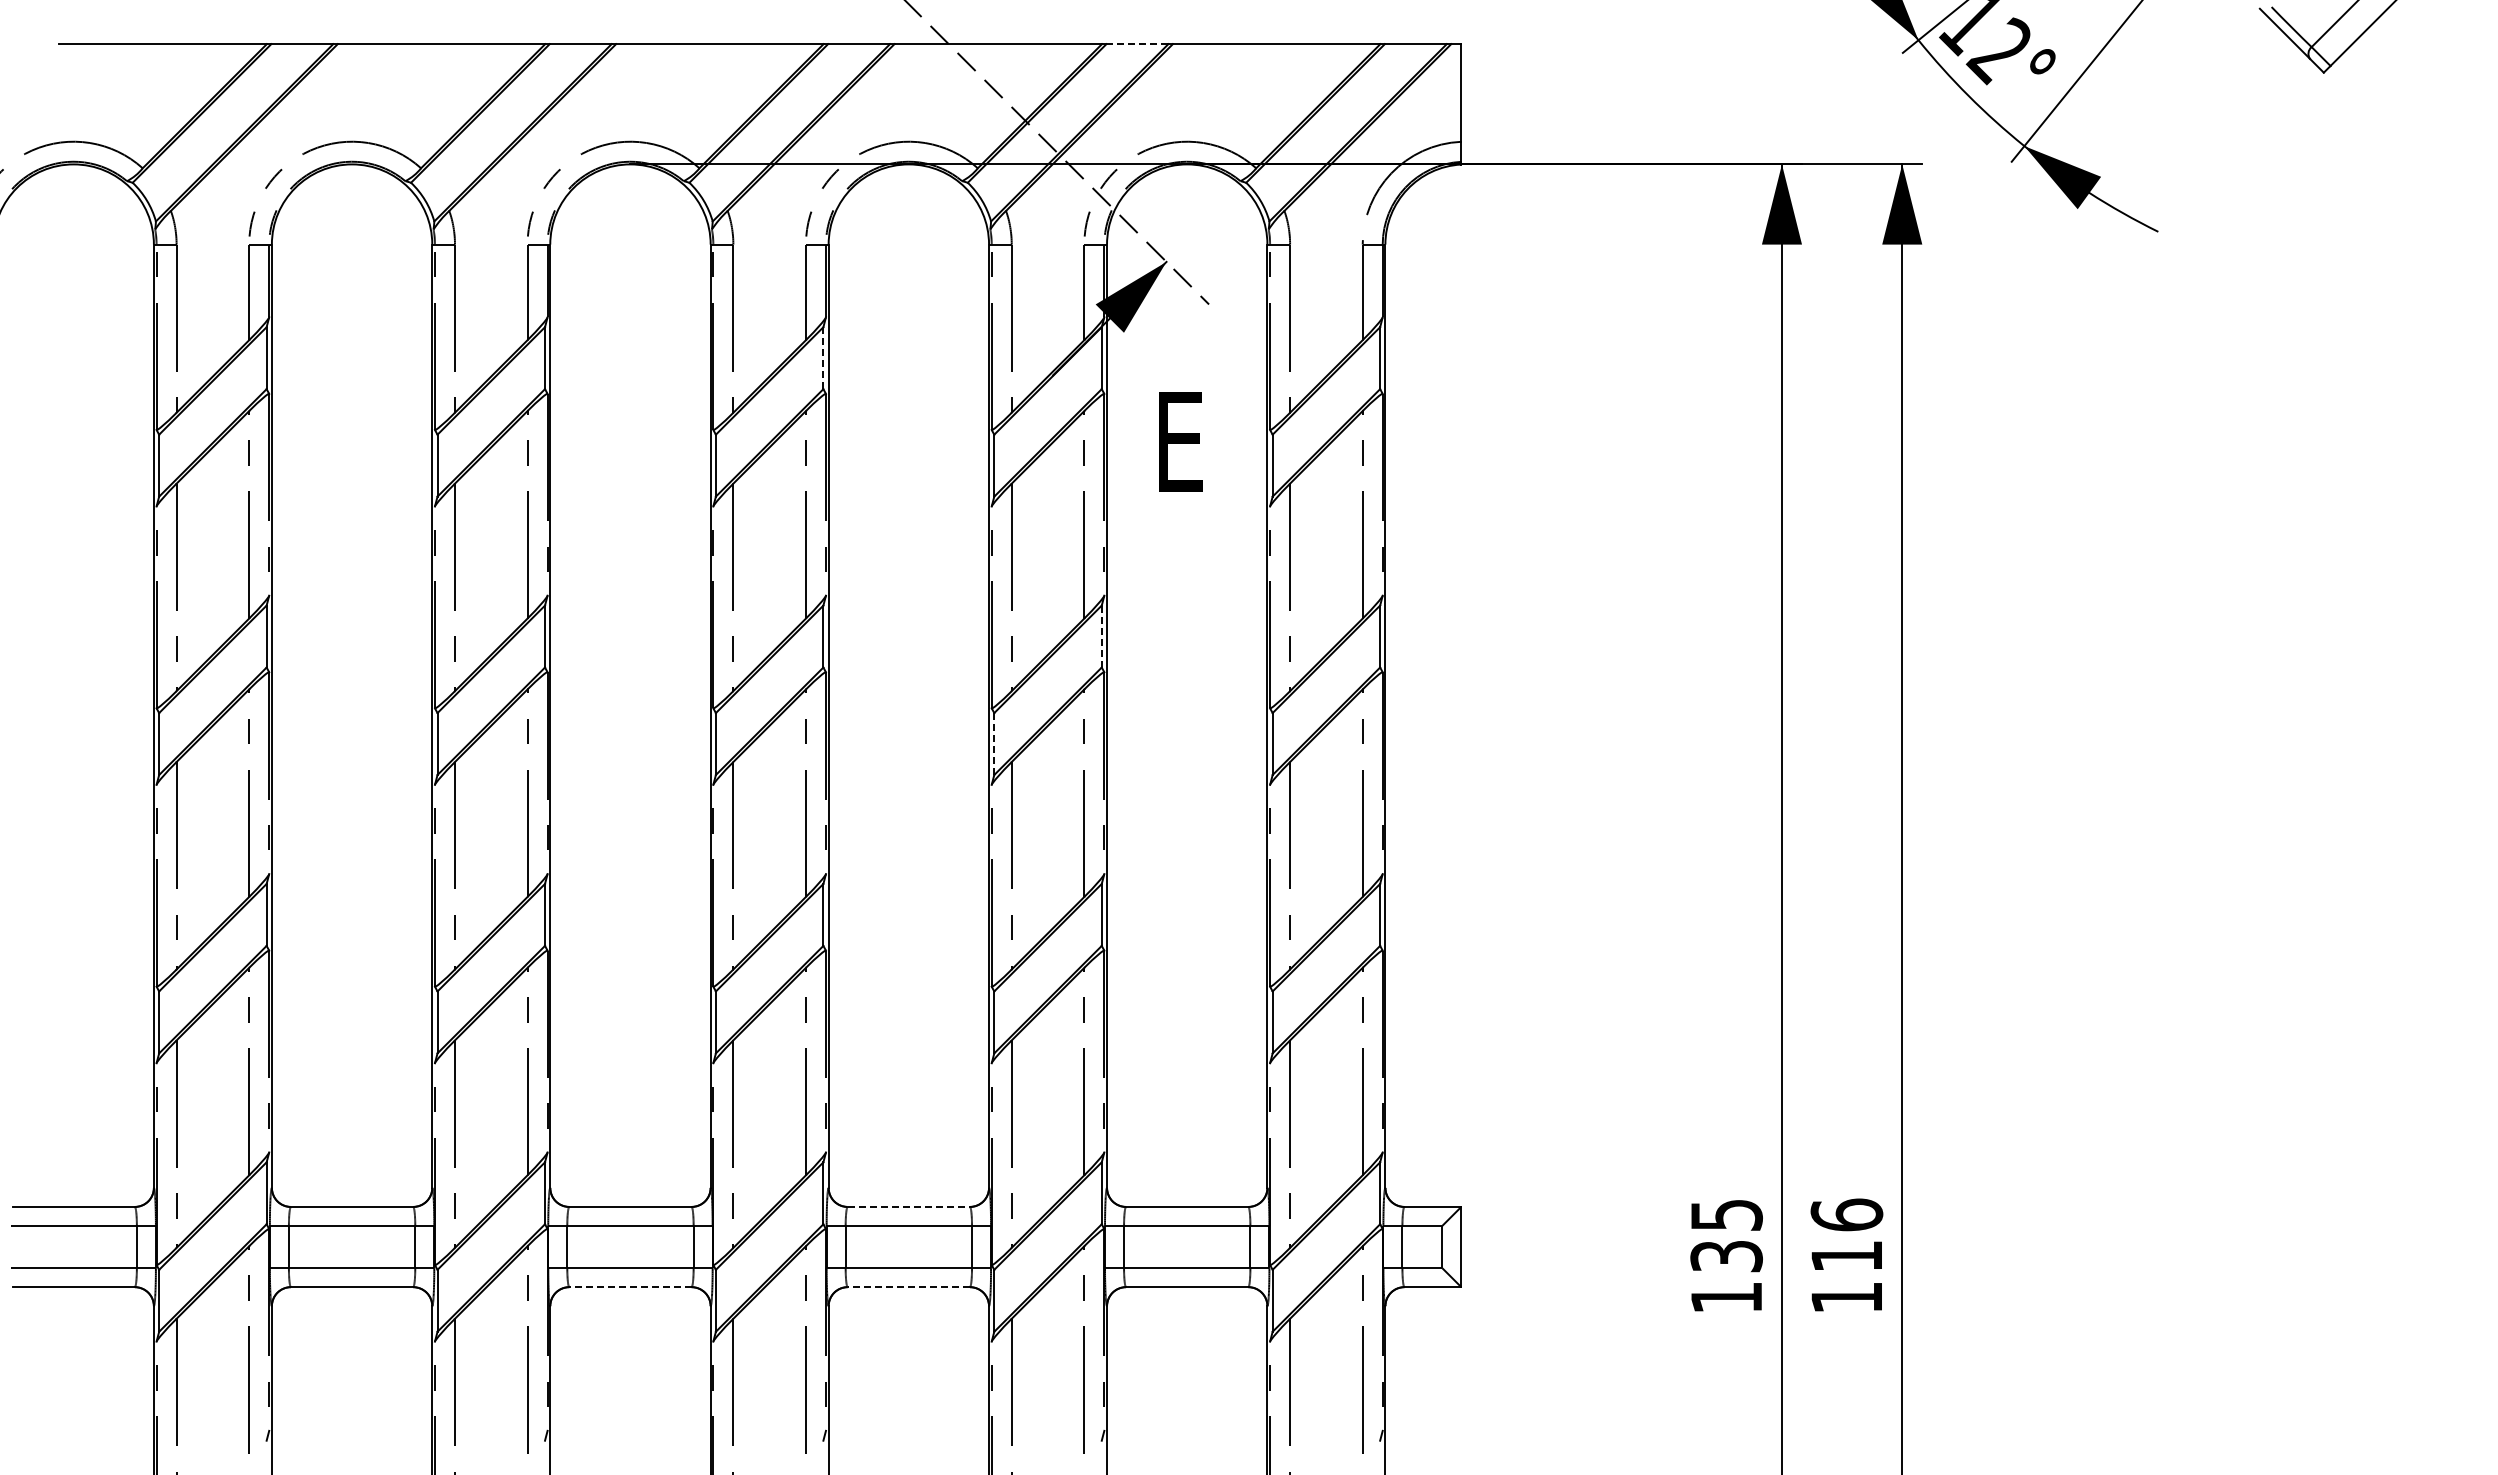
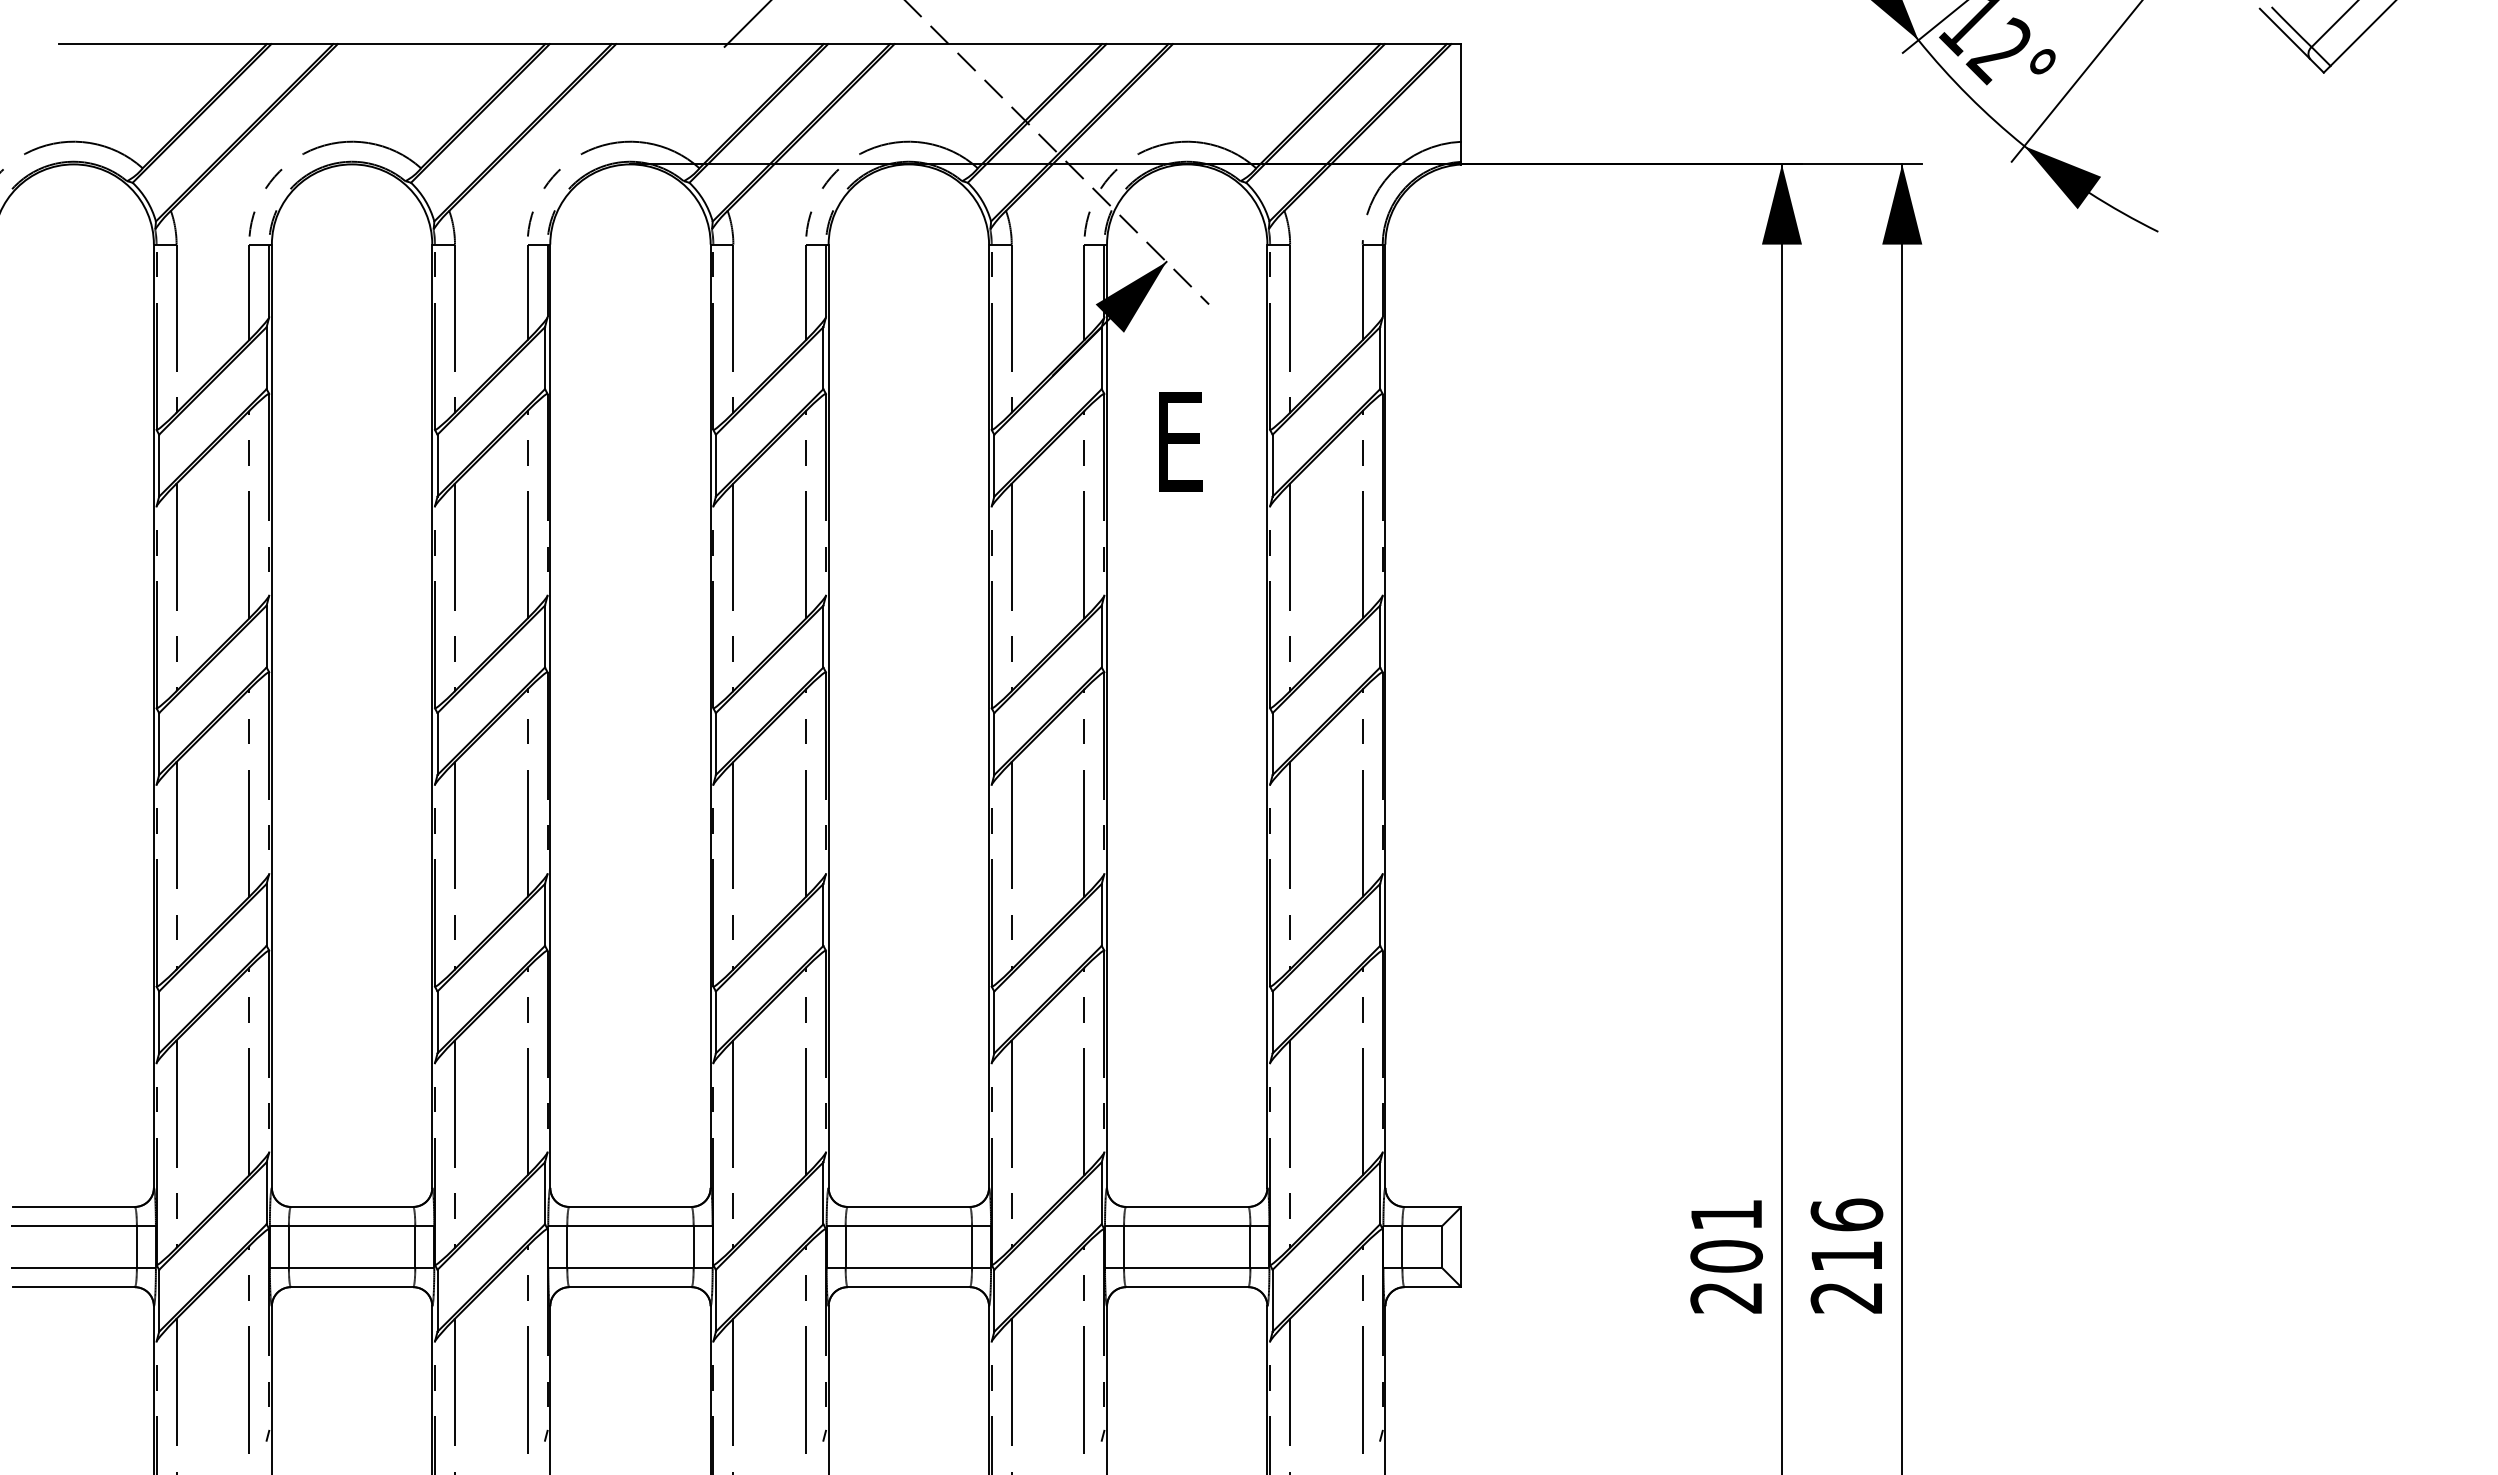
line: none -> present (746, 24)
line: dashed -> solid (1137, 44)
line: dashed -> solid (823, 358)
line: dashed -> solid (1101, 636)
line: dashed -> solid (994, 744)
line: dashed -> solid (909, 1206)
text: 135 -> 201 (1726, 1256)
line: dashed -> solid (629, 1287)
line: dashed -> solid (908, 1287)
text: 116 -> 216 (1845, 1298)
